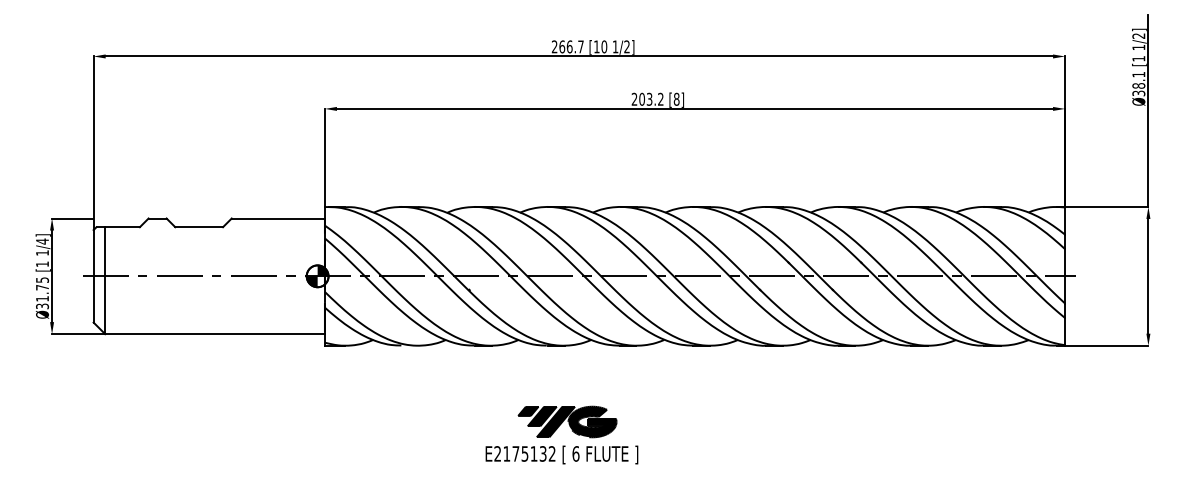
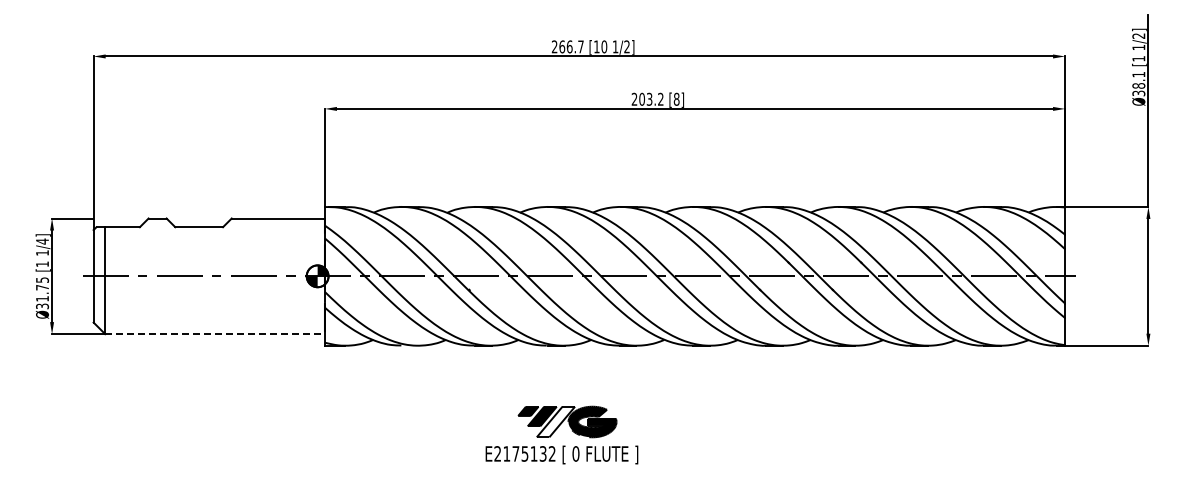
line: solid -> dashed (215, 334)
fill: present -> none (555, 421)
text: 6 -> 0 (575, 453)
